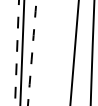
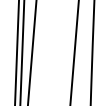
line: dashed -> solid (17, 53)
line: dashed -> solid (32, 53)
